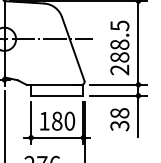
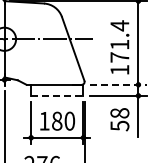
text: 288.5 -> 171.4 (119, 47)
line: solid -> dashed (119, 84)
line: solid -> dashed (57, 95)
text: 38 -> 58 (119, 125)
